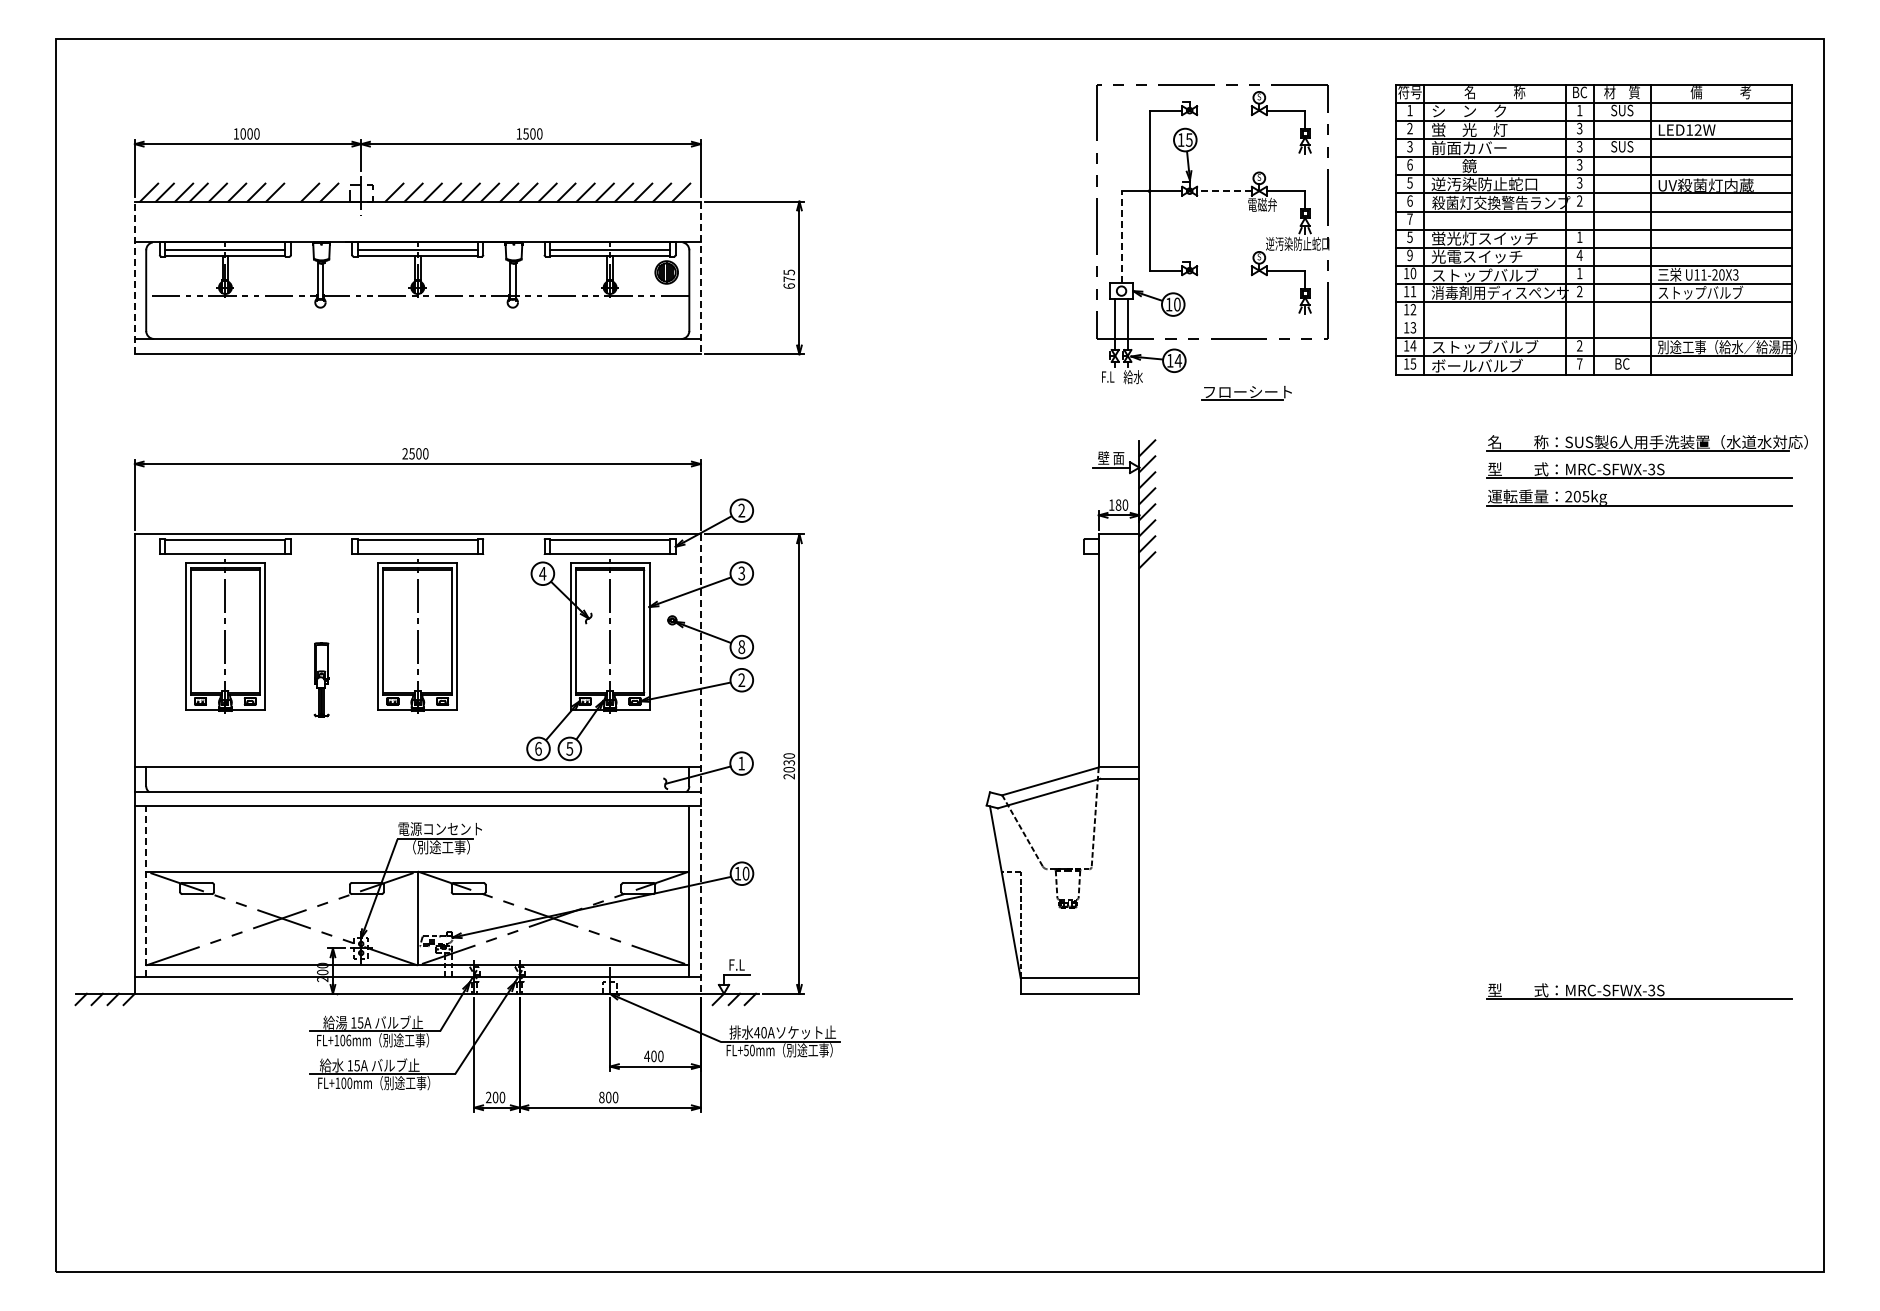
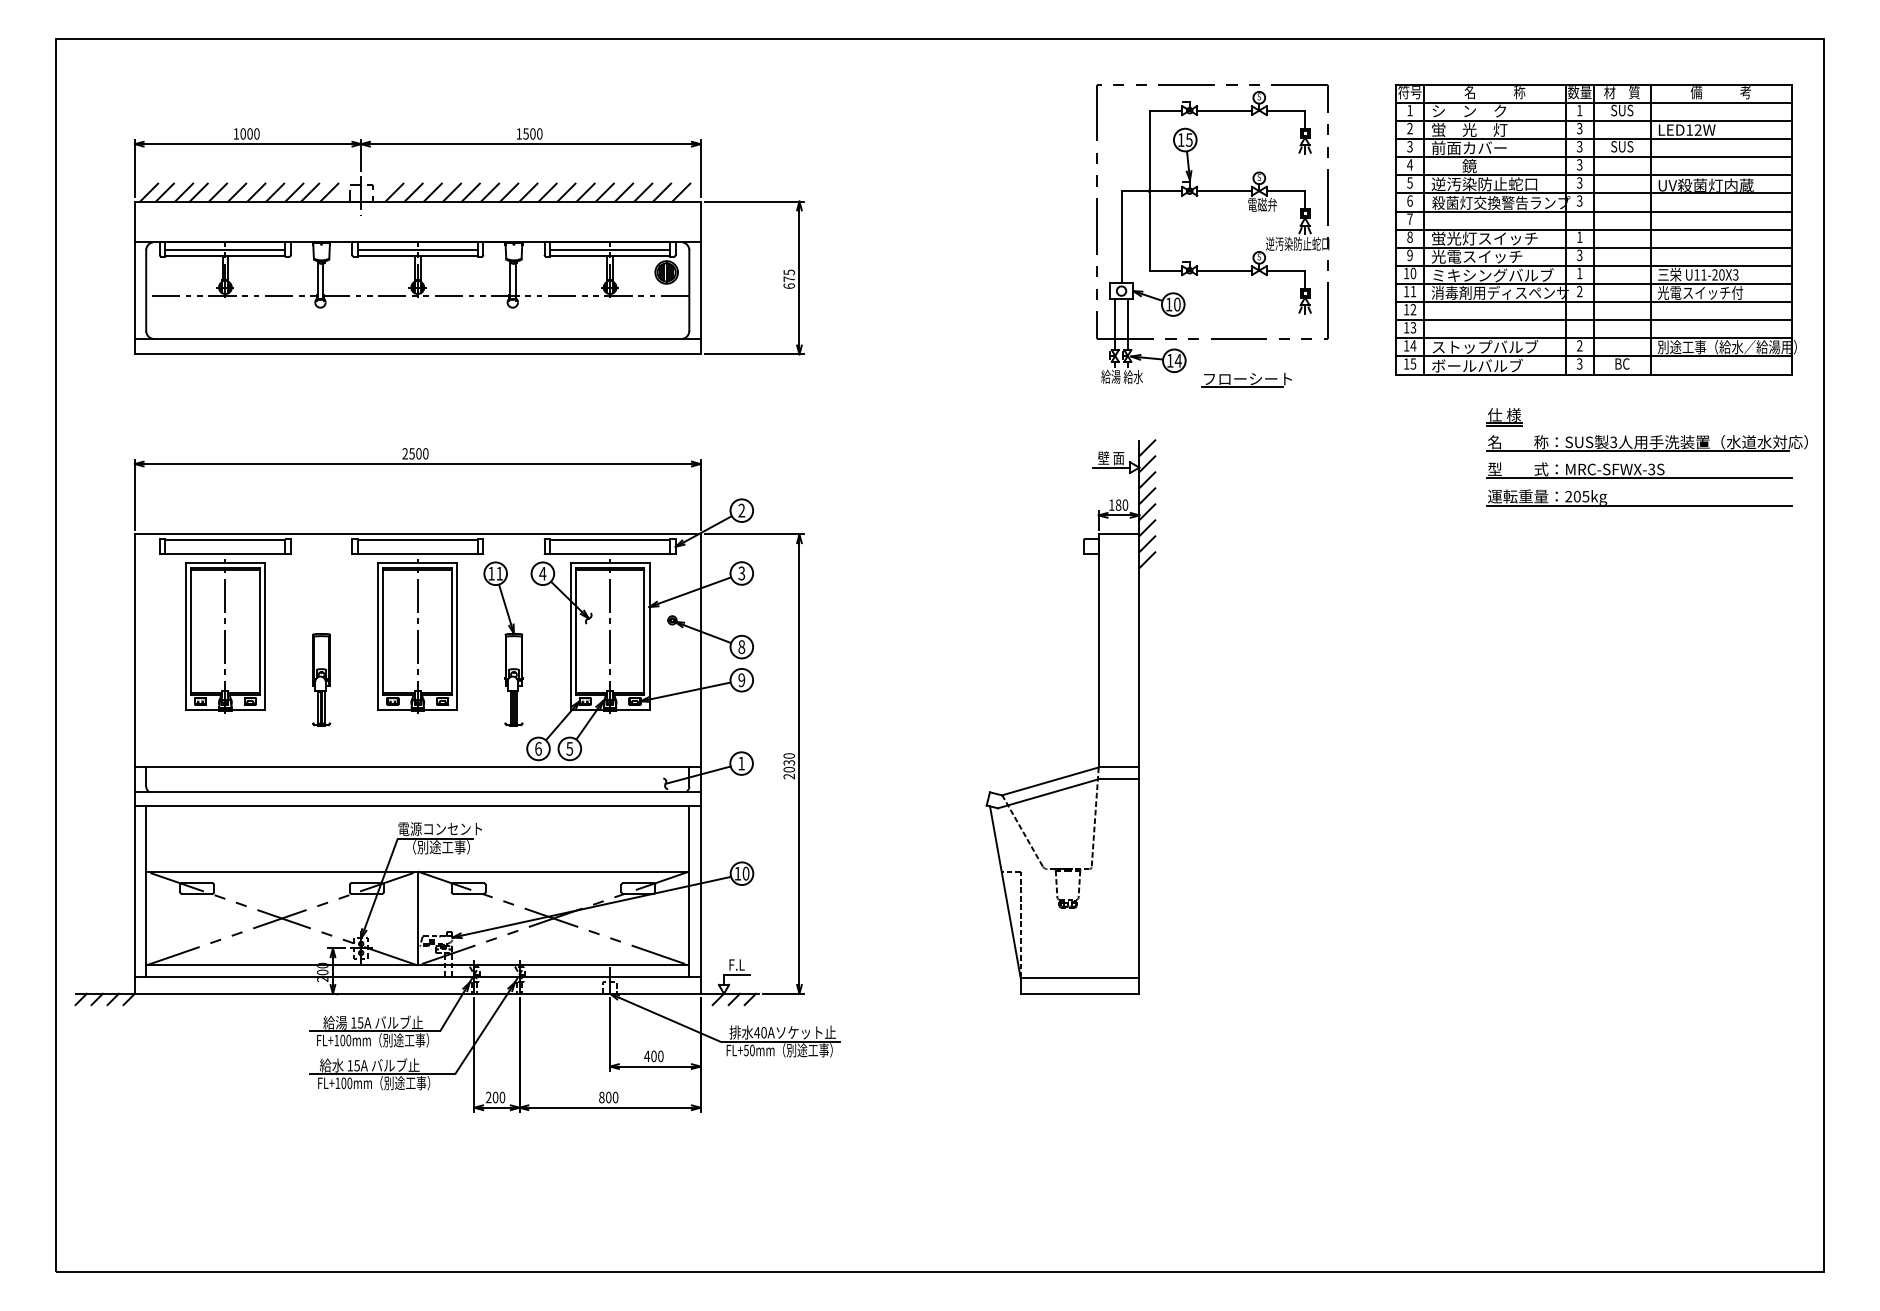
text: BC -> 数量 (1579, 92)
line: none -> present (1224, 110)
text: 6 -> 4 (1409, 164)
line: dashed -> solid (1224, 191)
line: none -> present (294, 192)
text: 2 -> 3 (1579, 201)
text: 5 -> 8 (1409, 236)
line: dashed -> solid (1121, 237)
text: 4 -> 3 (1579, 255)
line: none -> present (1224, 270)
text: ストップバルブ -> ミキシングバルブ (1492, 275)
line: dashed -> solid (134, 277)
line: dashed -> solid (700, 278)
text: ストップバルブ -> 光電スイッチ付 (1700, 292)
line: none -> present (1593, 320)
text: 7 -> 3 (1579, 363)
text: F.L -> 給湯 (1110, 376)
part position: (1246, 393) -> (1246, 380) (1246, 380)
part: none -> present (1504, 417)
text: 6 -> 3 (1613, 442)
part: none -> present (503, 643)
part size: 17x76 px -> 20x94 px (321, 679)
text: 2 -> 9 (741, 680)
line: dashed -> solid (700, 764)
line: dashed -> solid (146, 891)
part: present -> none (1639, 991)
text: FL+106mm -> FL+100mm (348, 1039)
